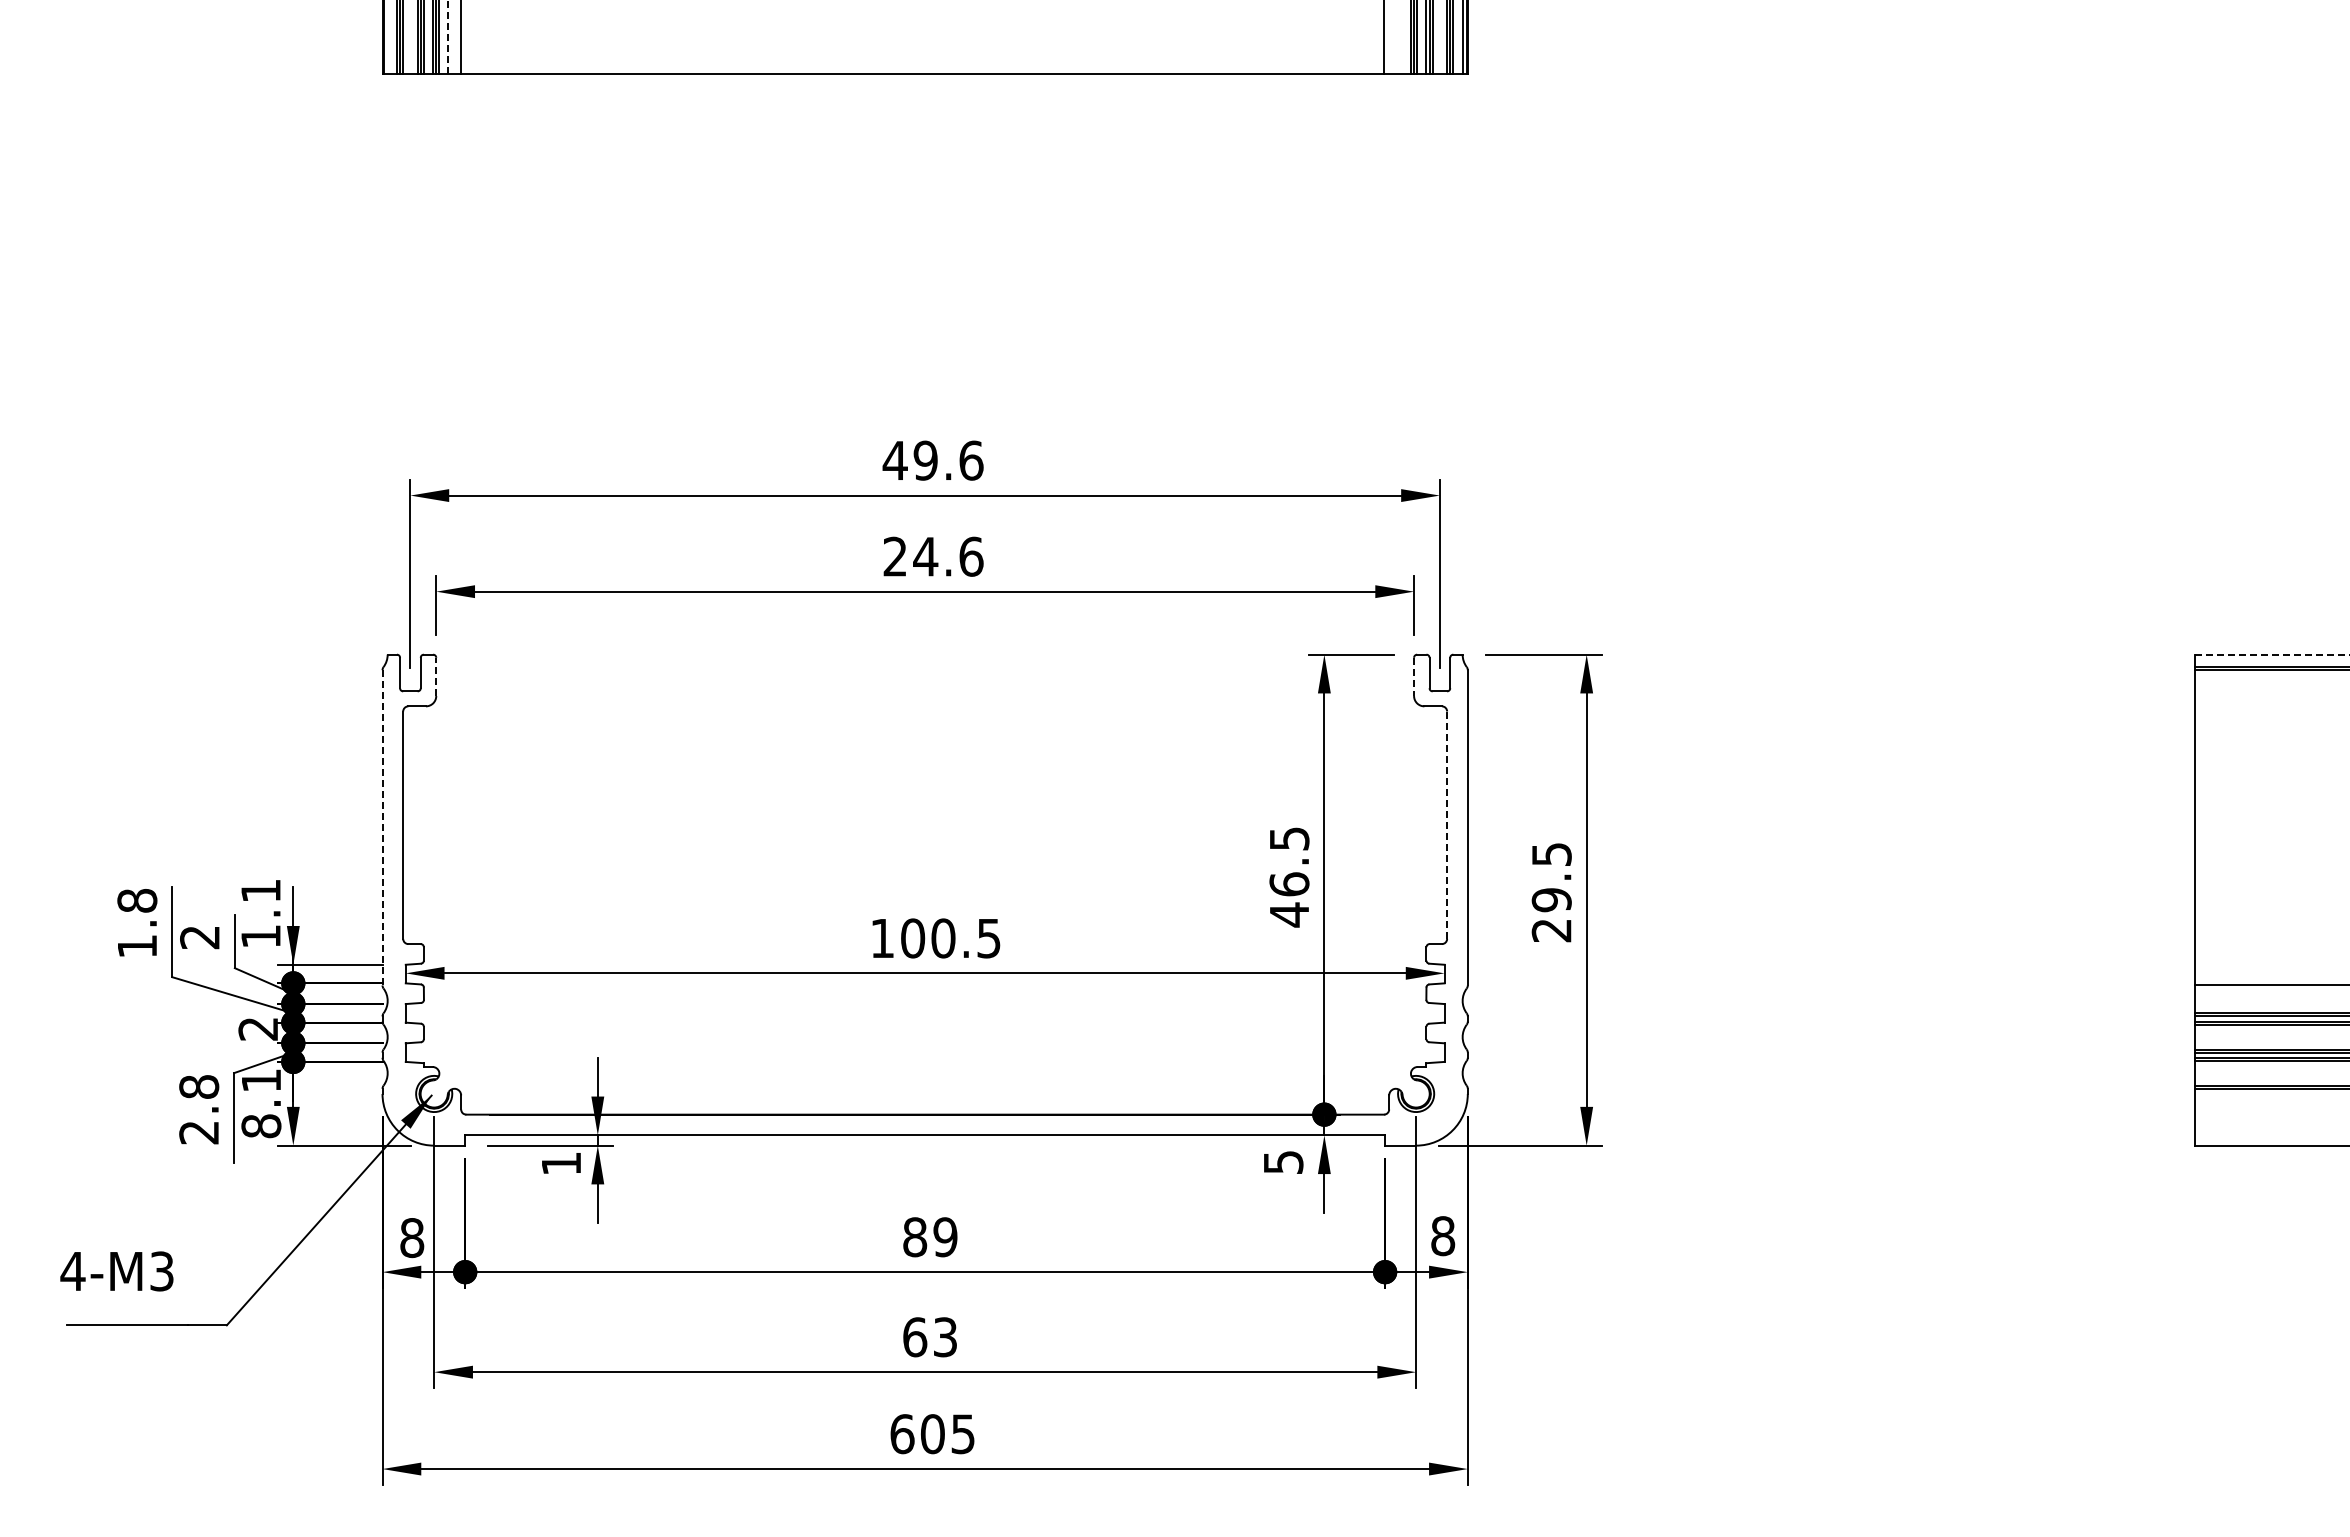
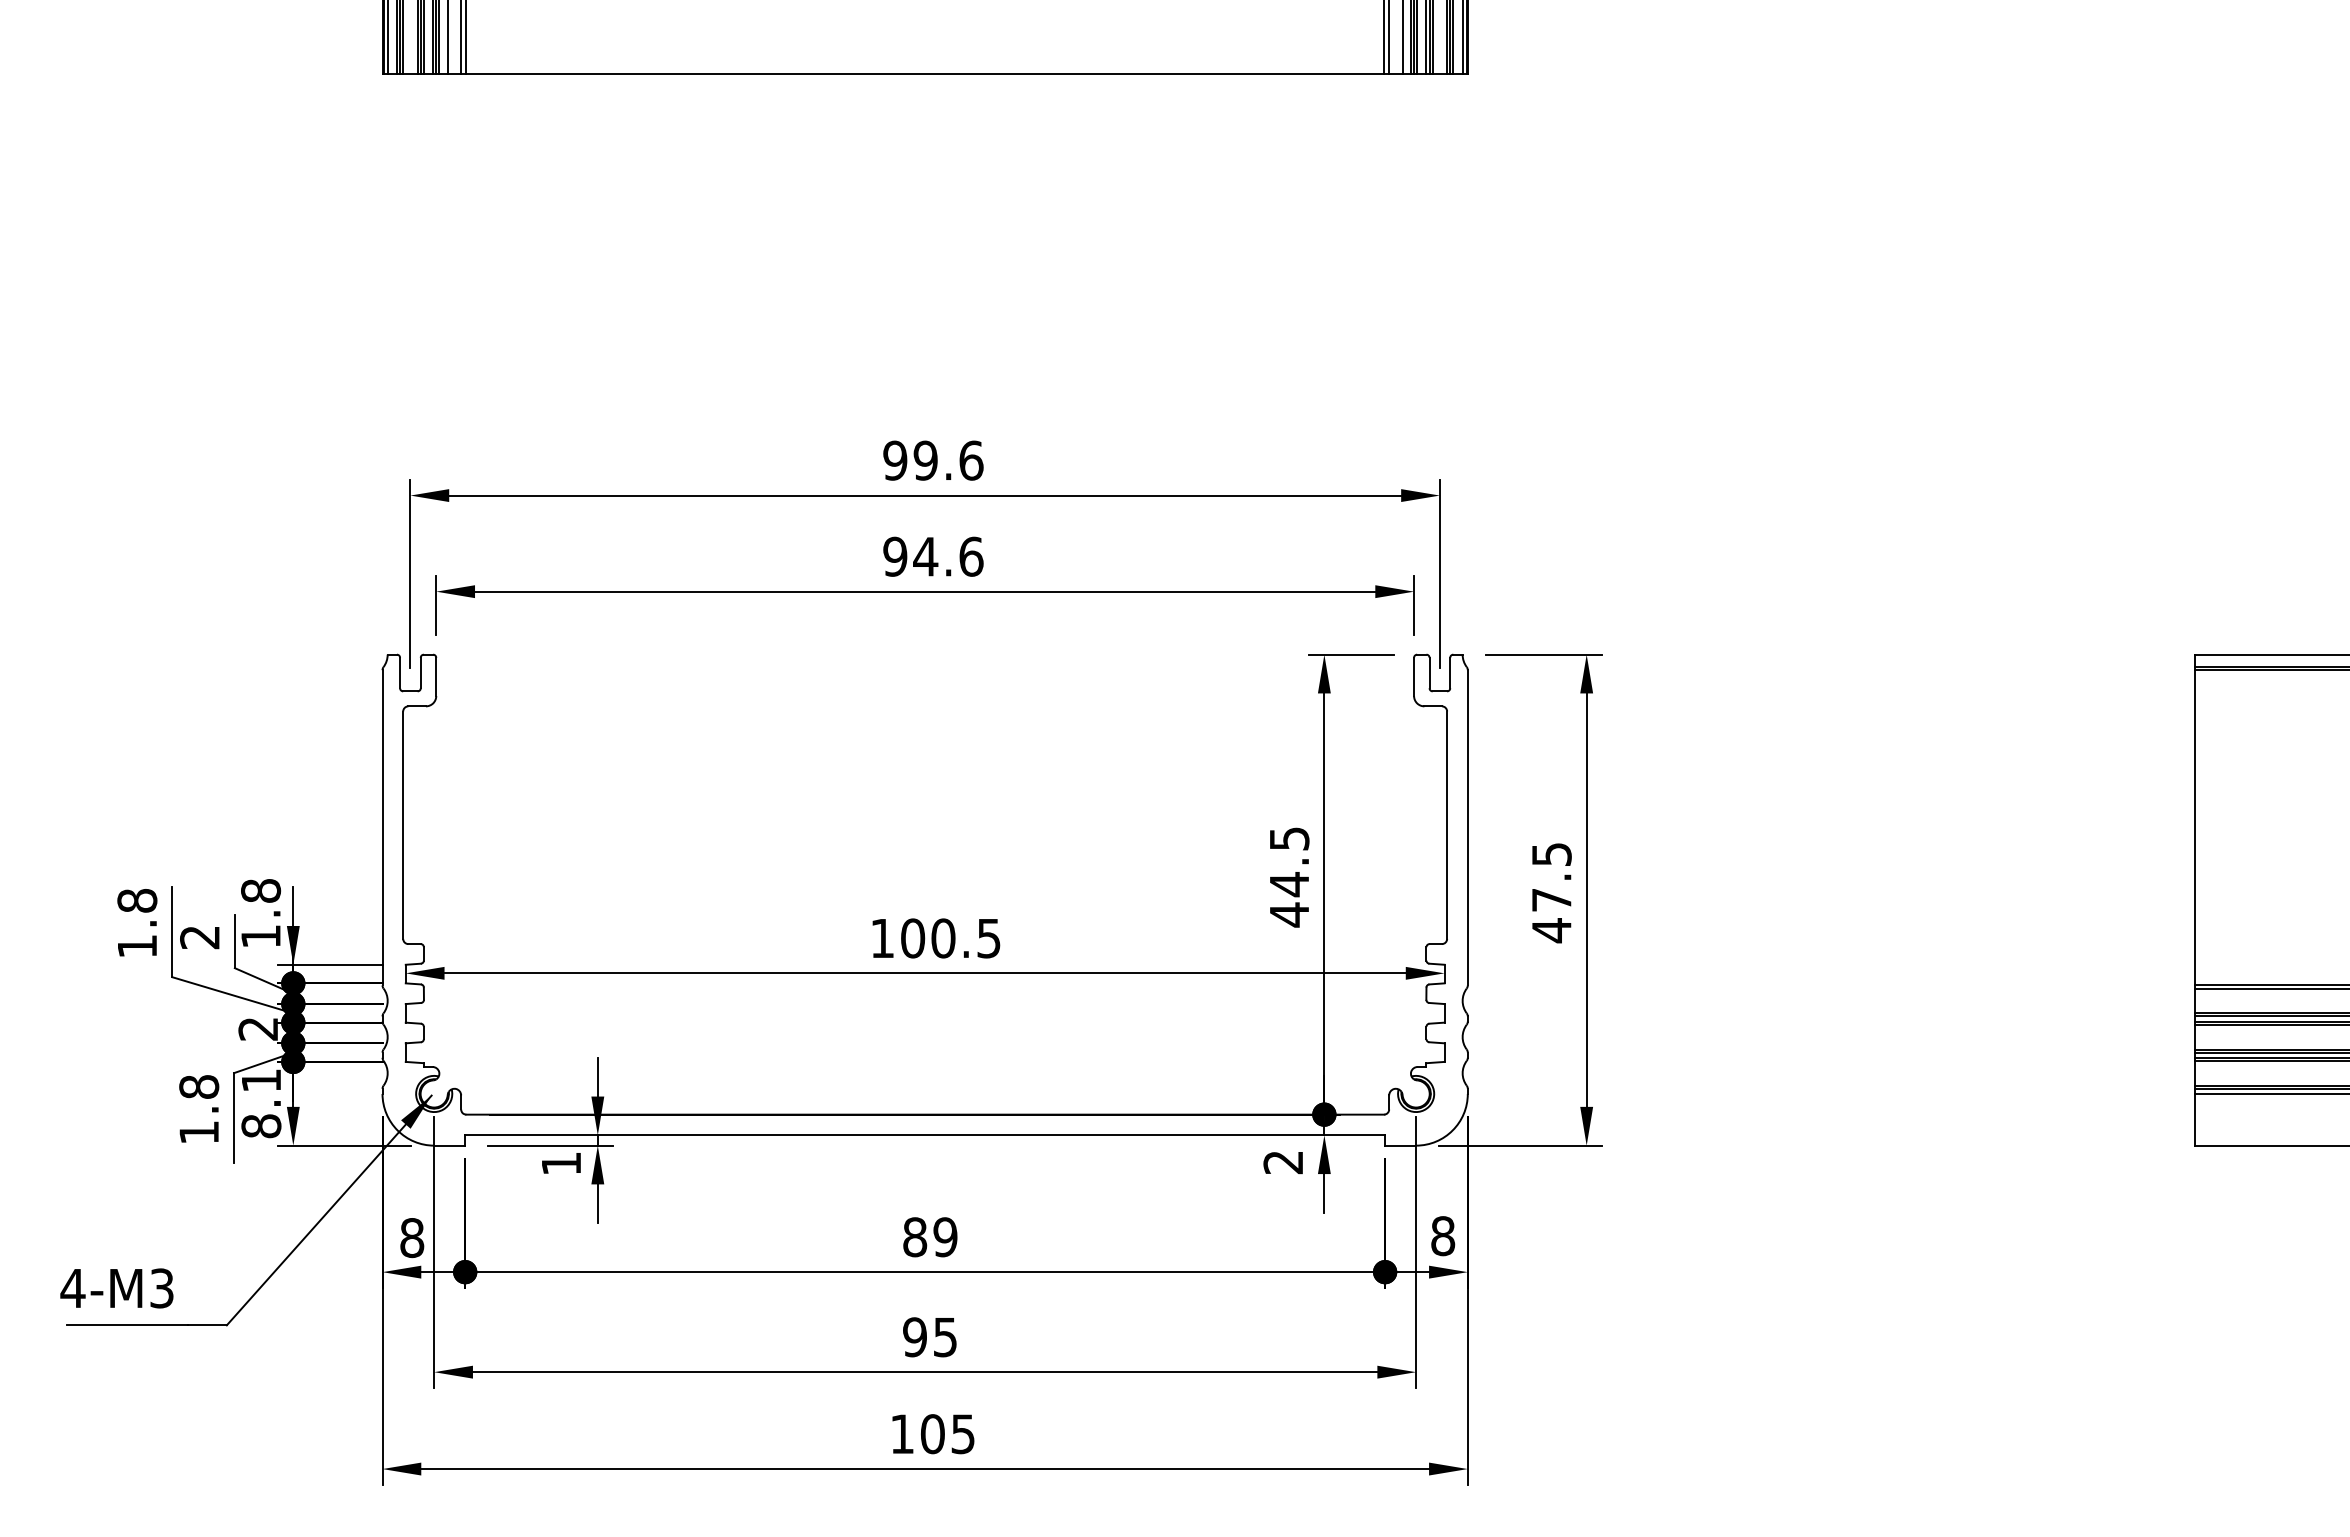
line: dashed -> solid (447, 36)
line: none -> present (387, 37)
line: none -> present (466, 37)
line: none -> present (1389, 37)
line: none -> present (1402, 37)
text: 49.6 -> 99.6 (894, 460)
text: 24.6 -> 94.6 (895, 556)
line: dashed -> solid (2272, 654)
line: dashed -> solid (436, 676)
line: dashed -> solid (1414, 677)
line: dashed -> solid (1447, 825)
line: dashed -> solid (382, 827)
text: 46.5 -> 44.5 (1289, 884)
text: 1.1 -> 1.8 (261, 890)
text: 29.5 -> 47.5 (1551, 915)
line: none -> present (2270, 988)
line: none -> present (2270, 1093)
text: 2.8 -> 1.8 (198, 1132)
text: 5 -> 2 (1283, 1162)
text position: (116, 1271) -> (116, 1288) (116, 1288)
text: 63 -> 95 (929, 1337)
text: 605 -> 105 (902, 1434)
